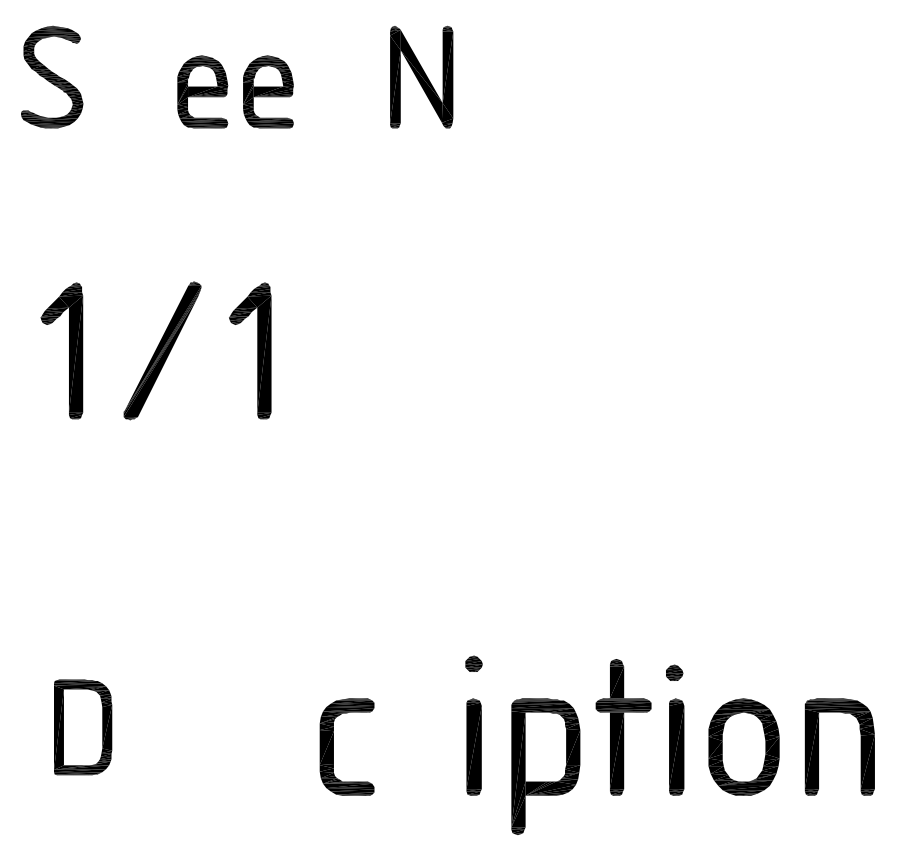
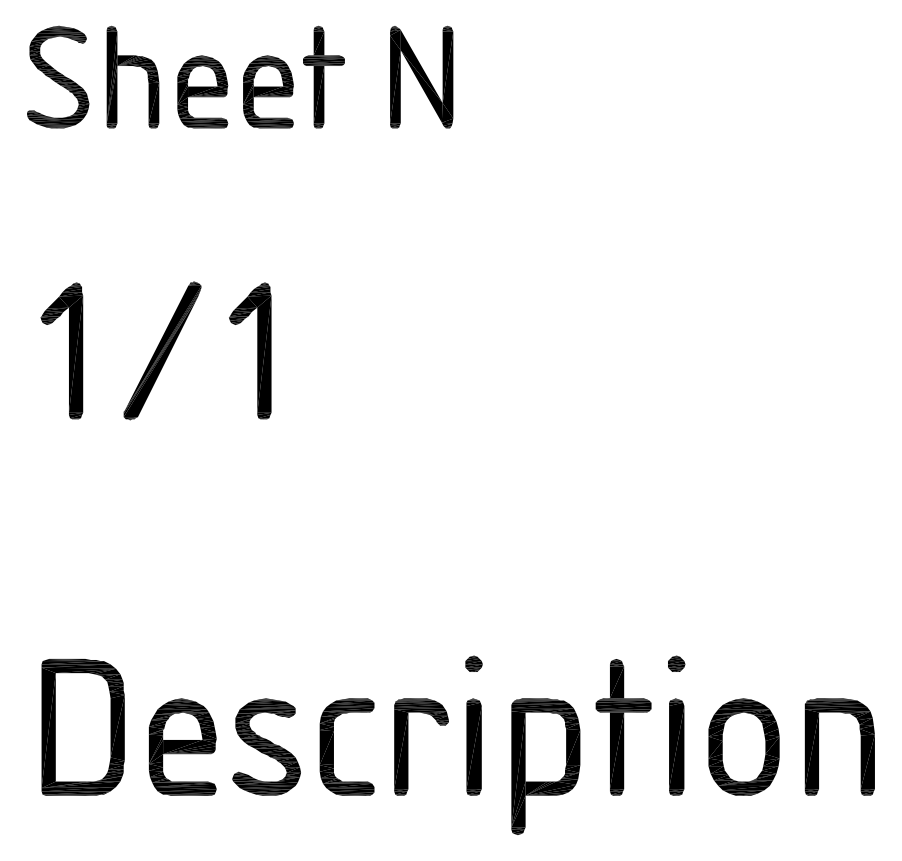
part: none -> present (133, 66)
part position: (52, 76) -> (58, 76) (58, 76)
part: none -> present (323, 76)
part position: (674, 672) -> (676, 663) (676, 663)
part size: 59x97 px -> 84x137 px (82, 727)
part: none -> present (182, 746)
part: none -> present (266, 746)
part: none -> present (408, 746)
